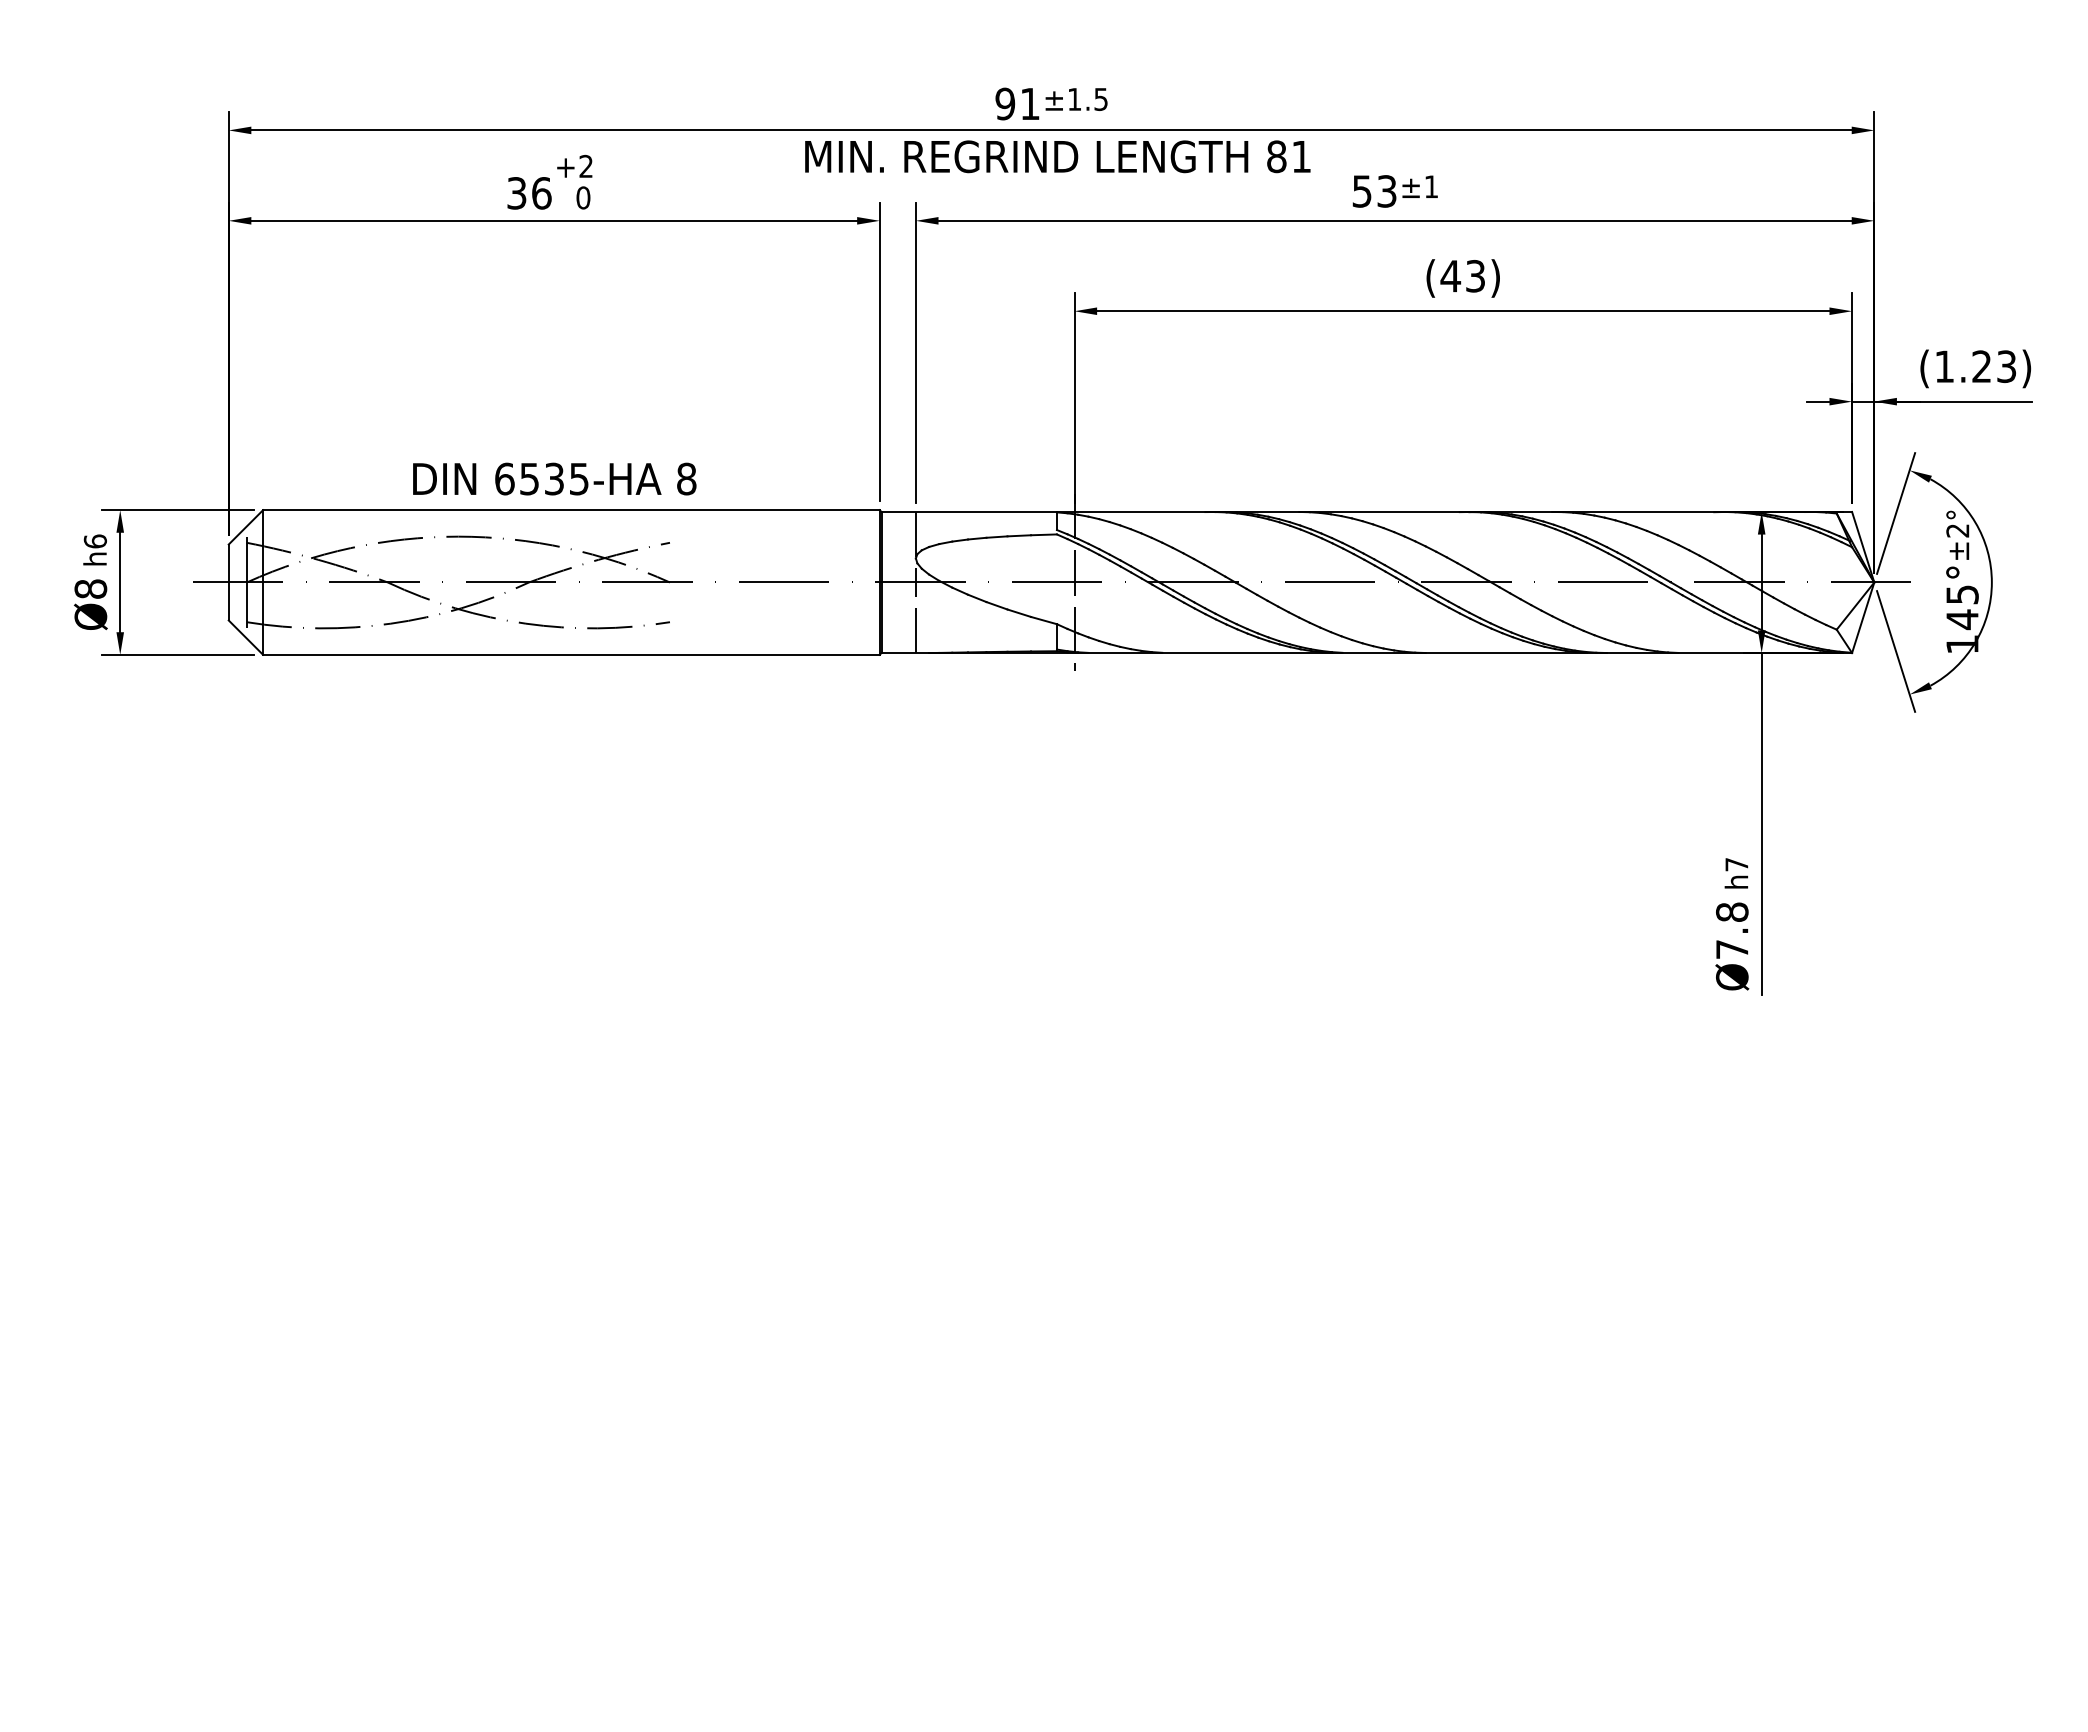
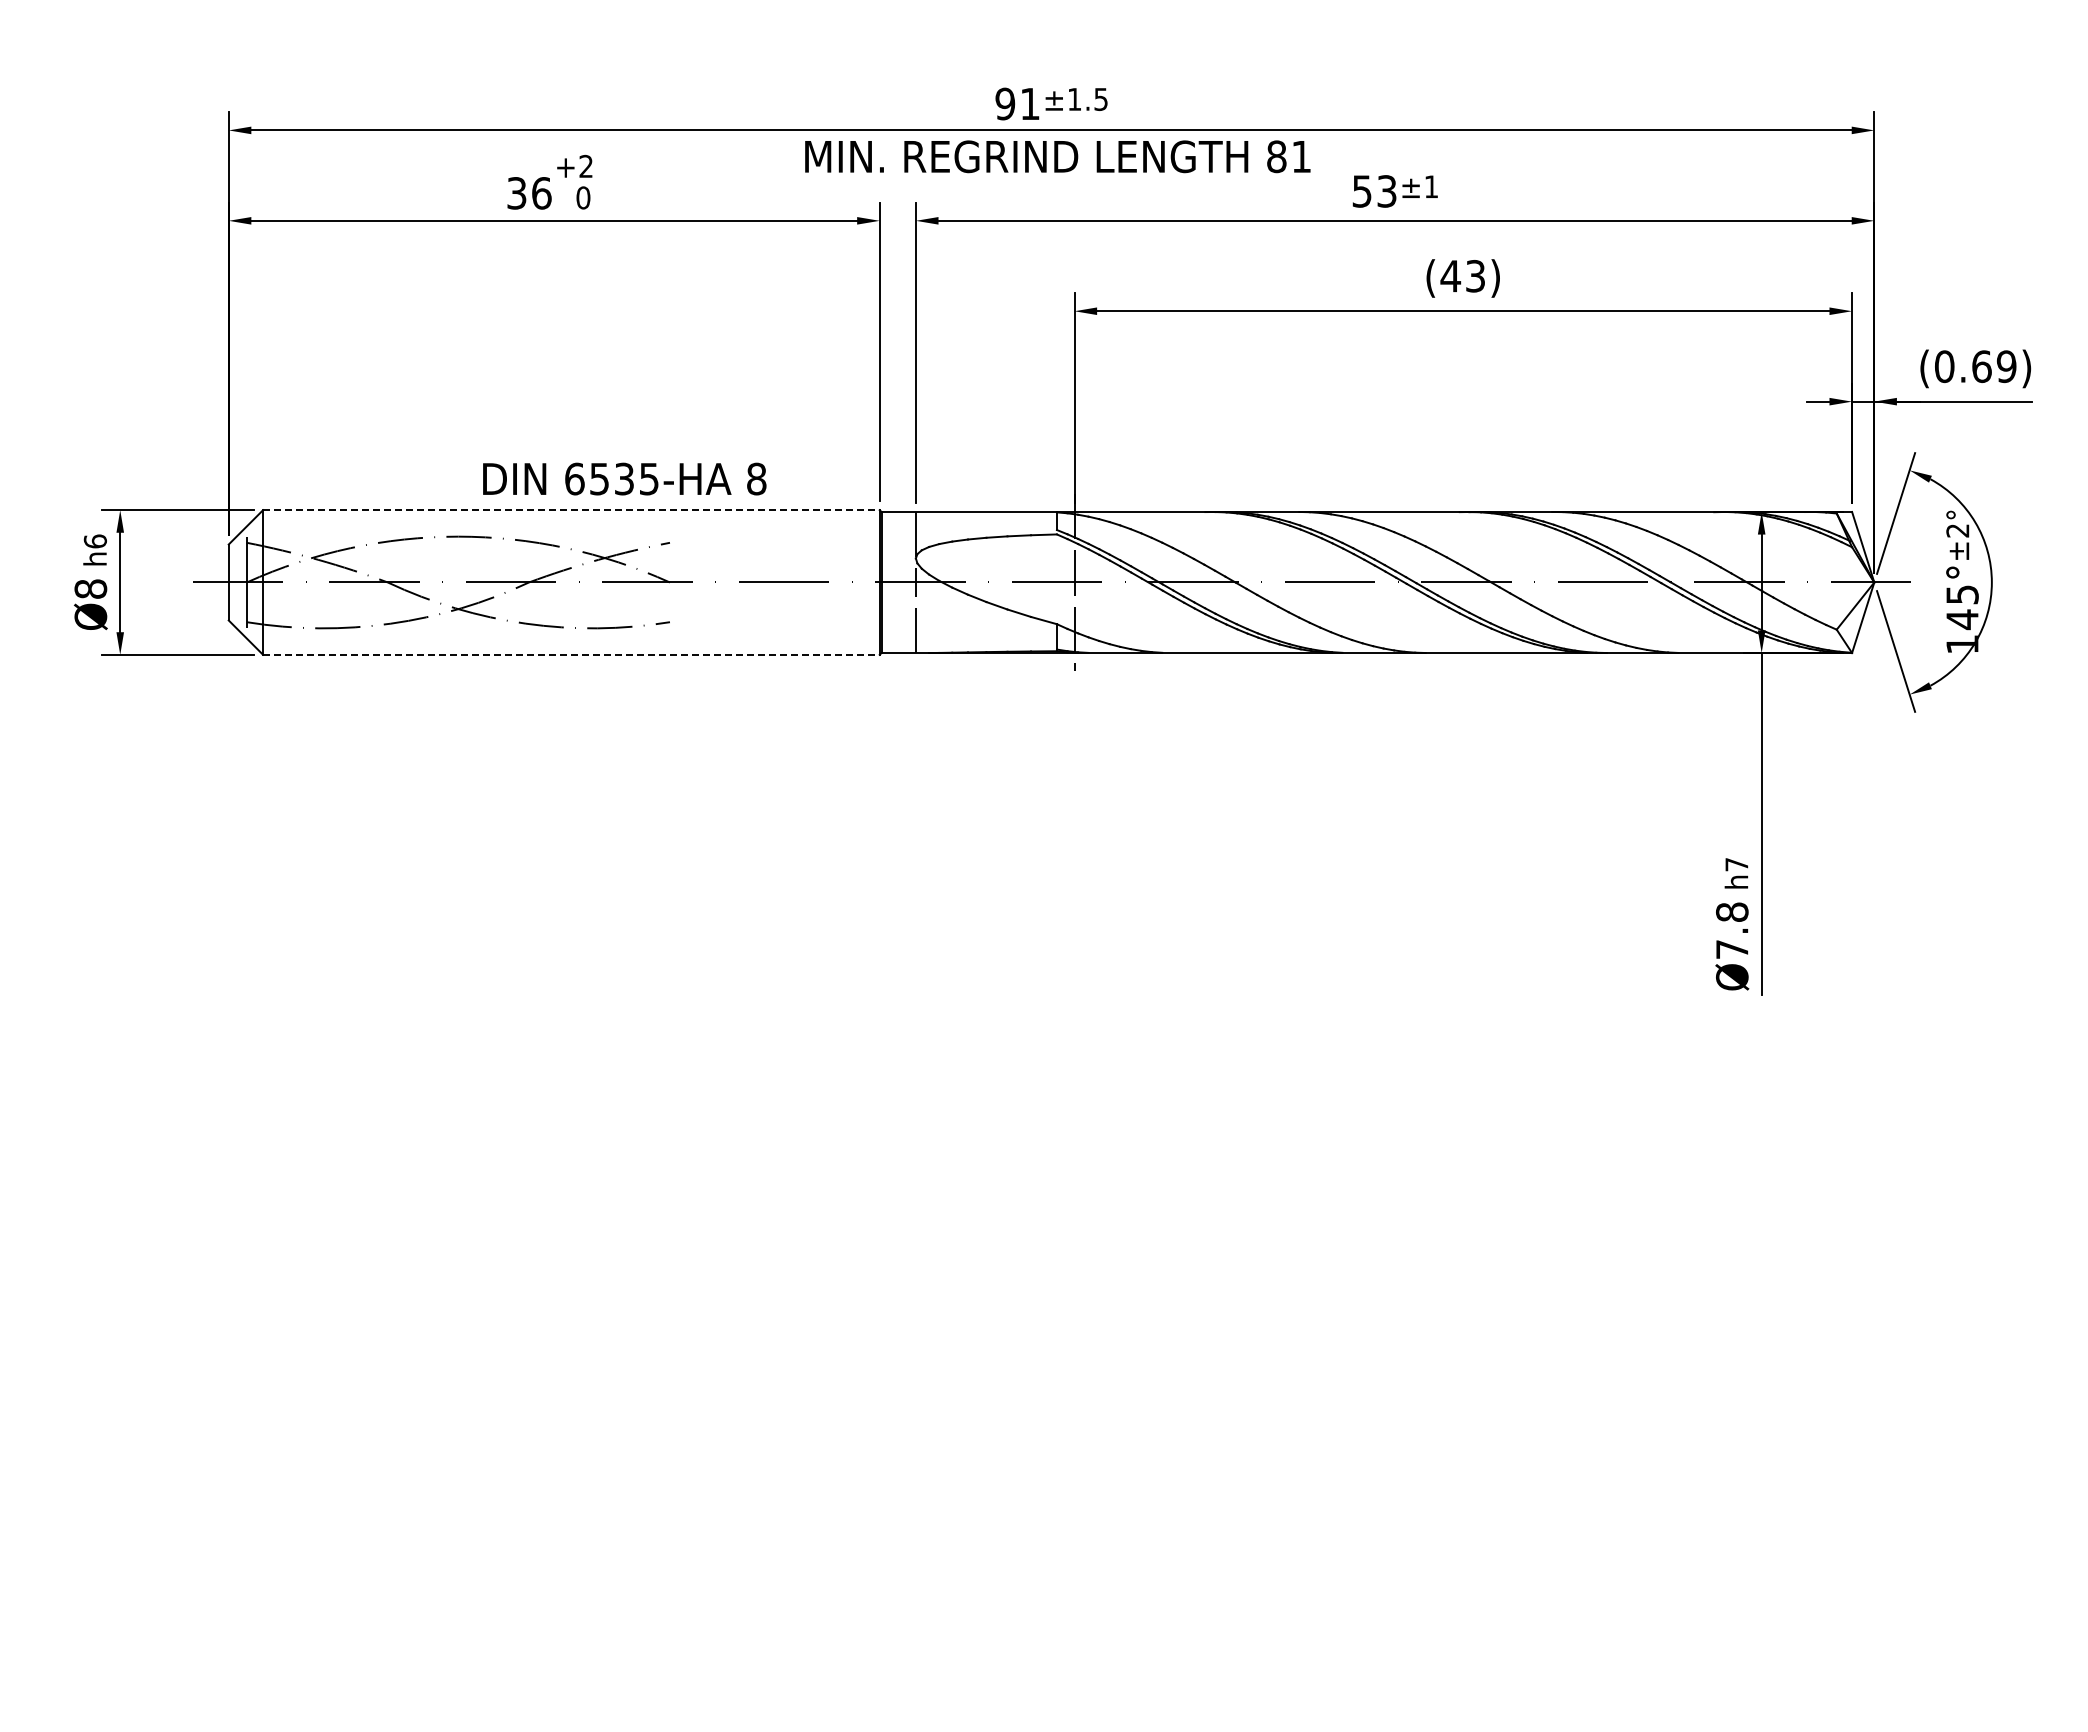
text: (1.23) -> (0.69) (1975, 366)
text position: (554, 478) -> (624, 478) (624, 478)
line: solid -> dashed (571, 510)
line: solid -> dashed (571, 654)
